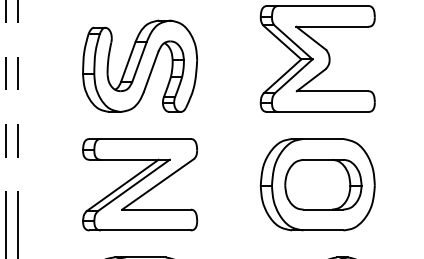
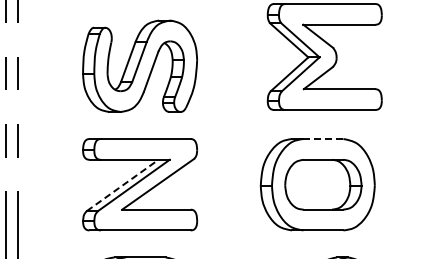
part position: (317, 58) -> (324, 56) (324, 56)
line: solid -> dashed (323, 139)
line: solid -> dashed (123, 185)
